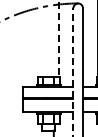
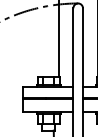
line: dashed -> solid (58, 38)
line: dashed -> solid (73, 72)
